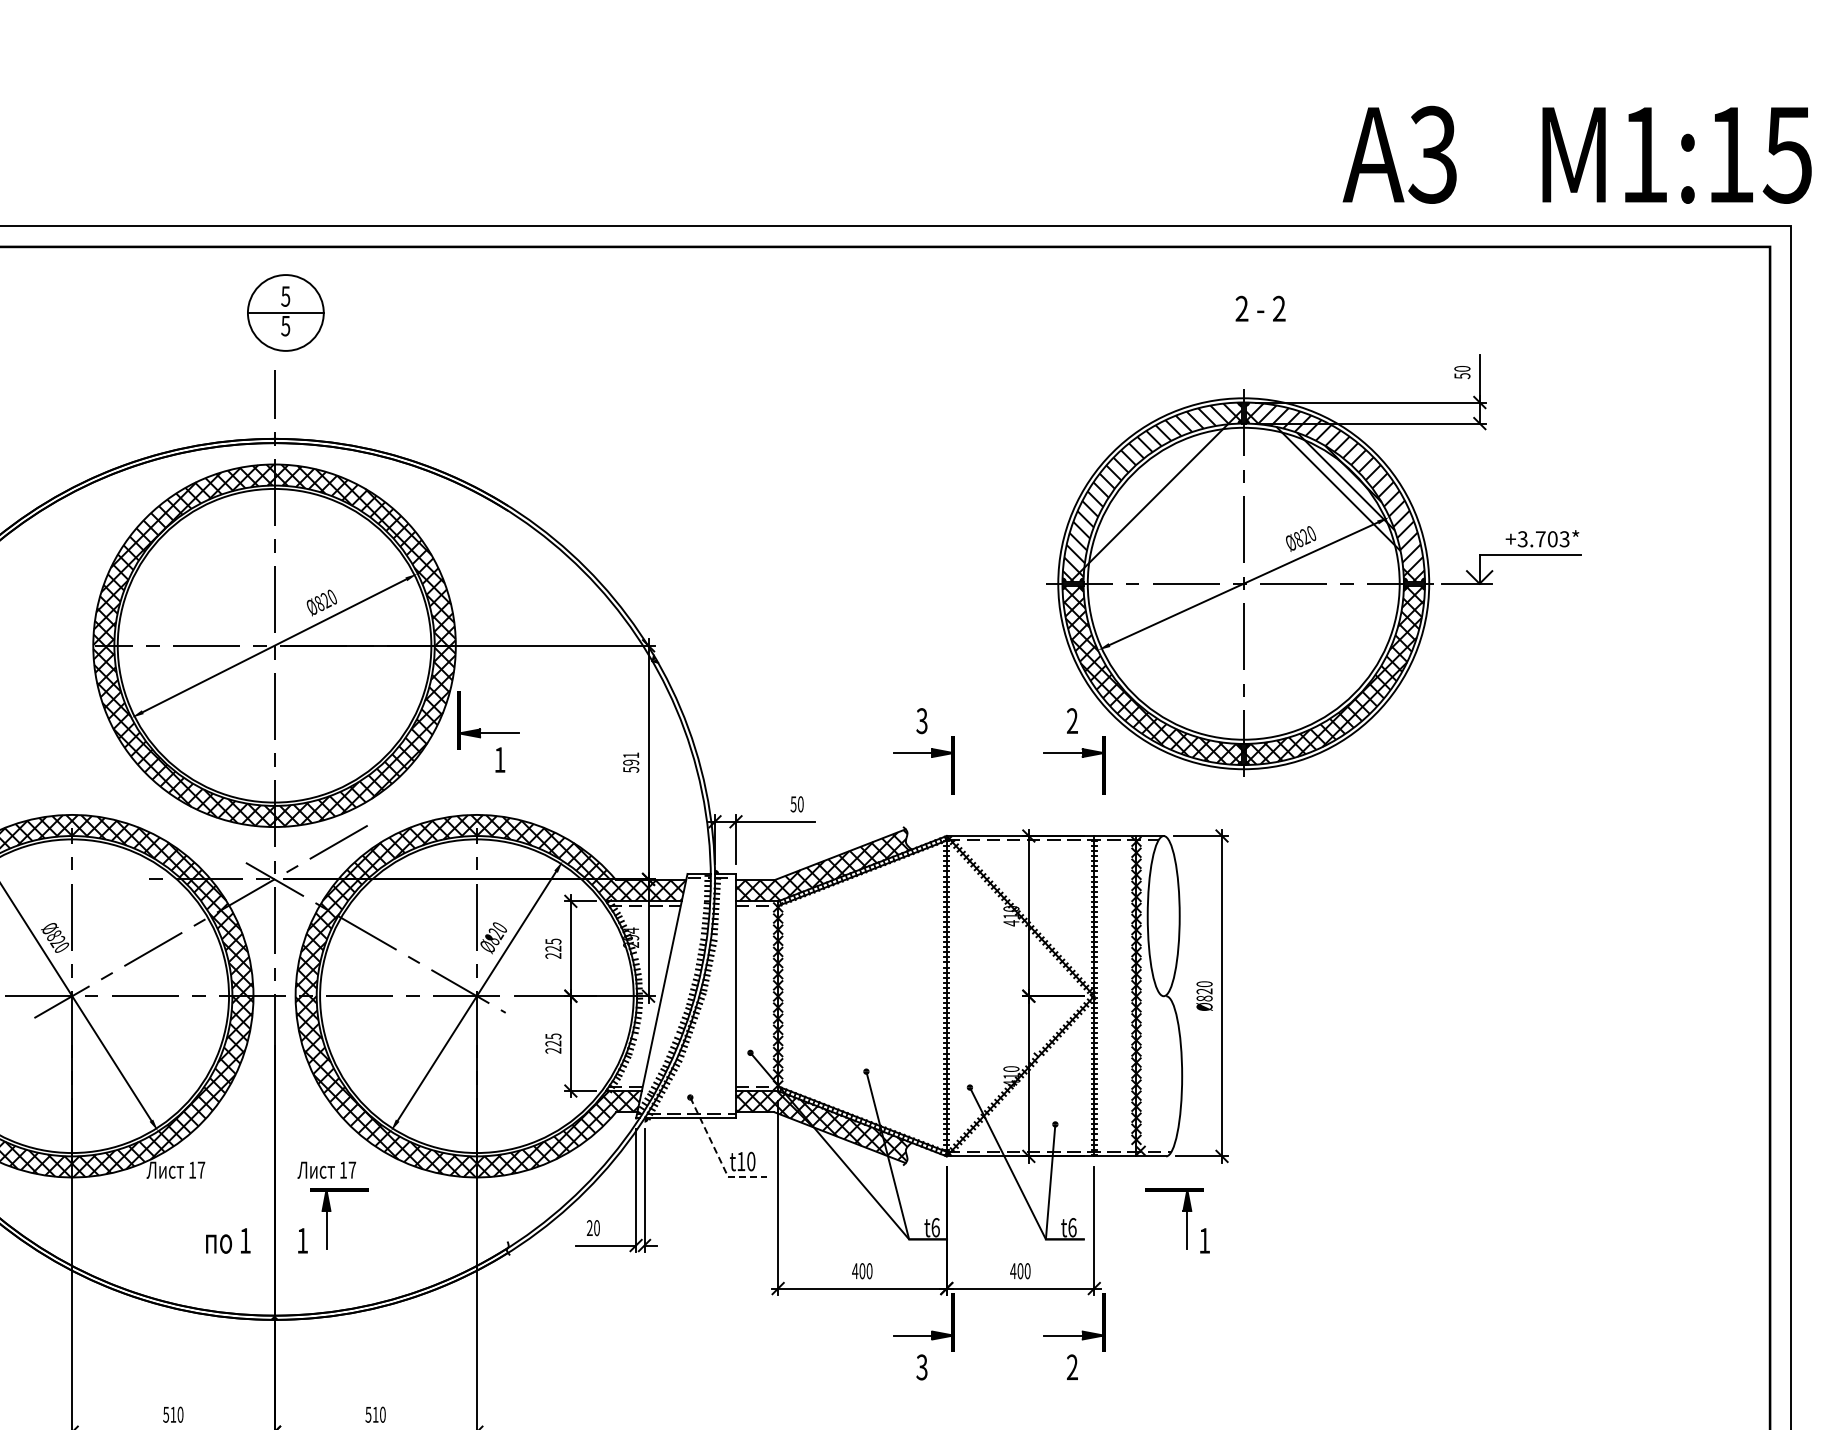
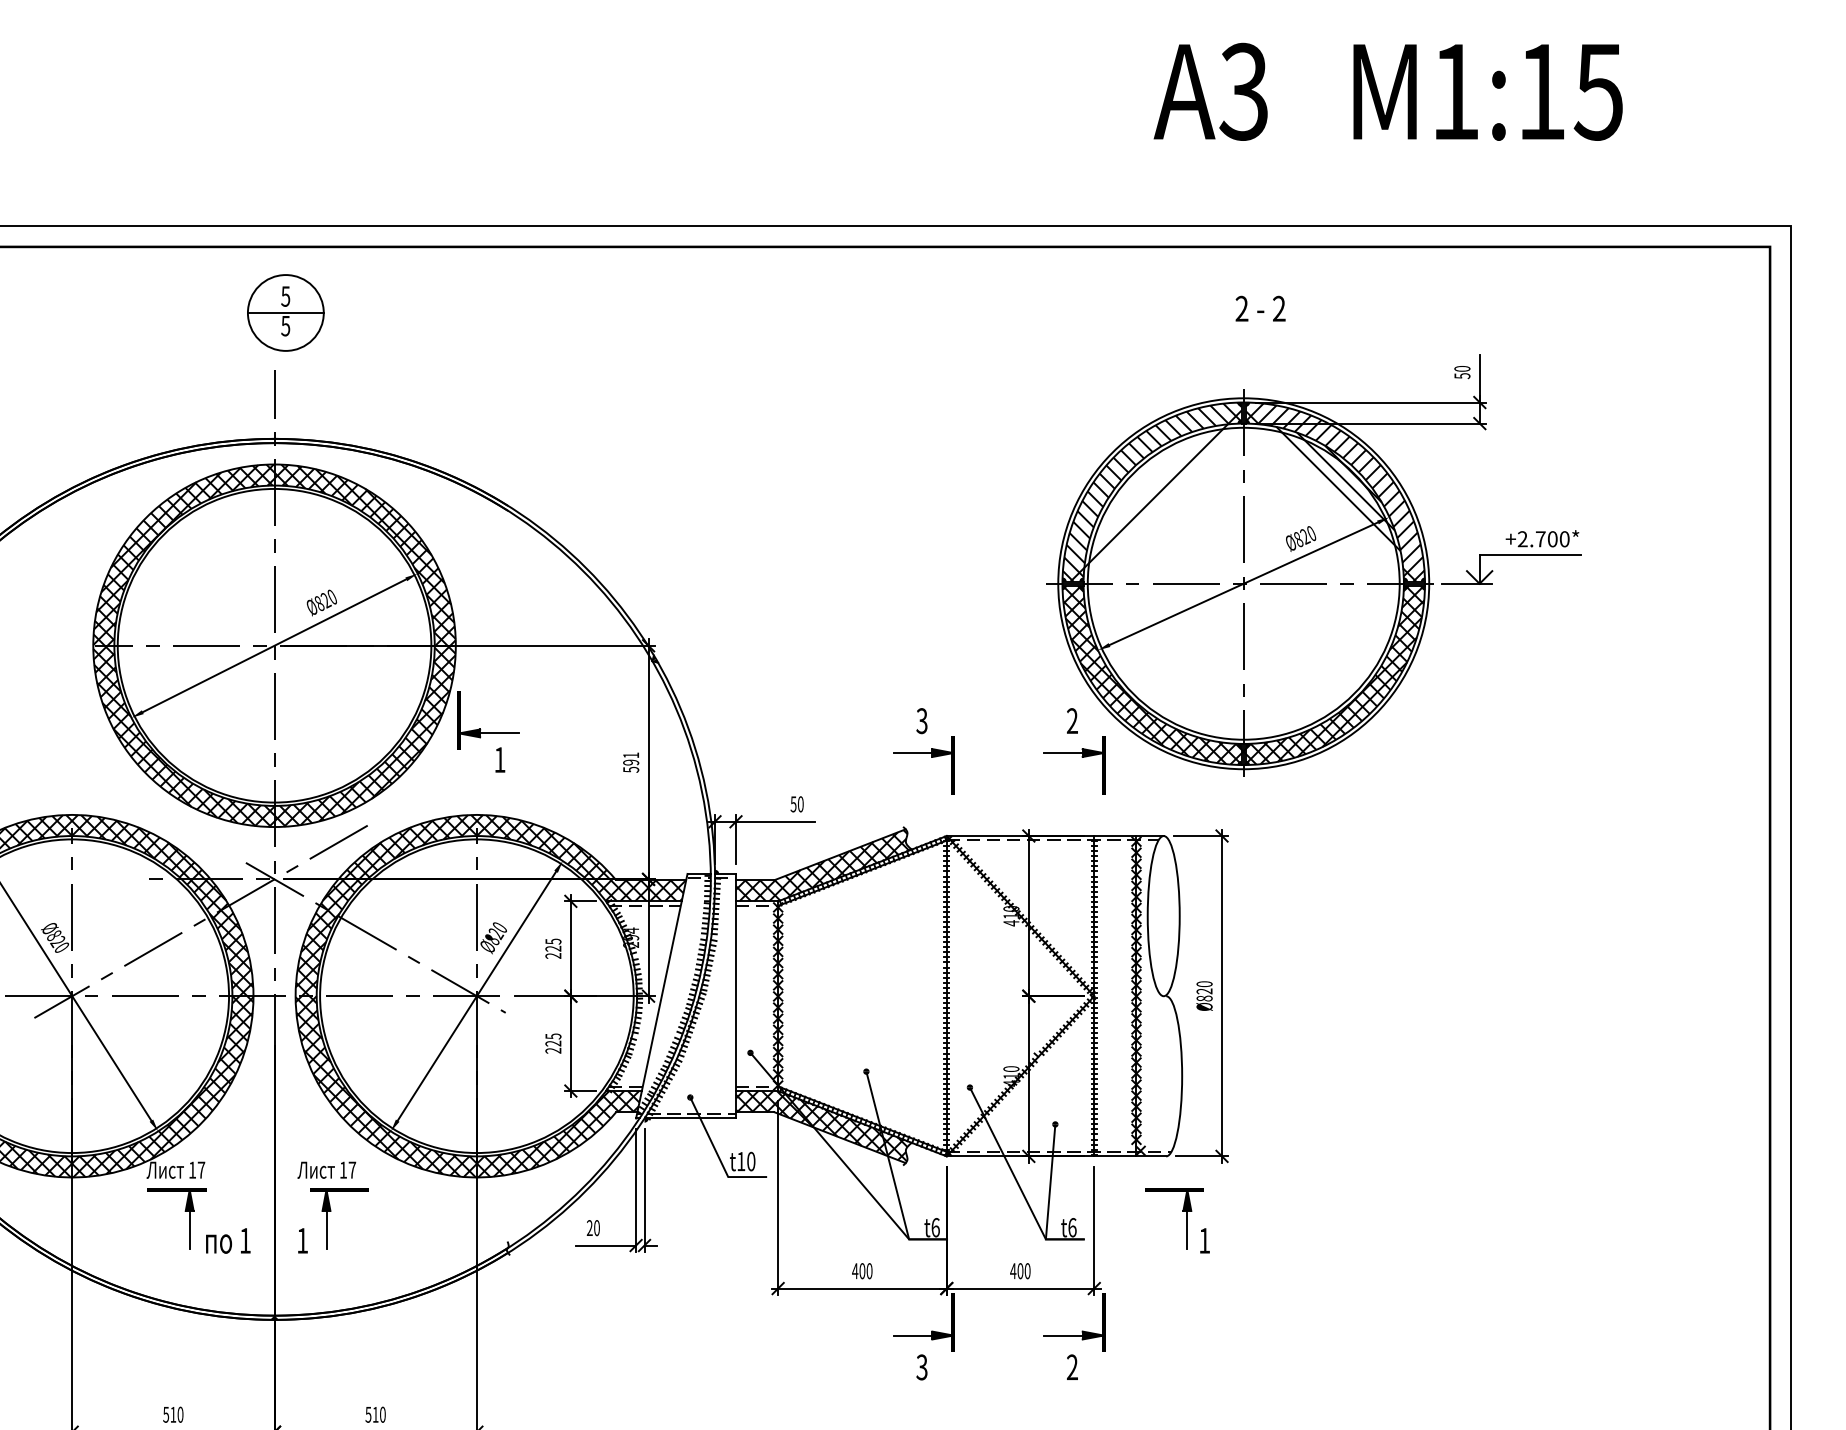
text position: (1576, 154) -> (1387, 91) (1387, 91)
text: +3.703* -> +2.700* (1543, 539)
line: dashed -> solid (718, 1155)
part: none -> present (184, 1211)
